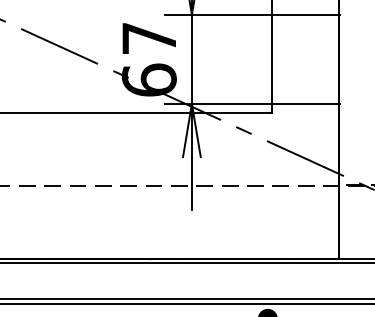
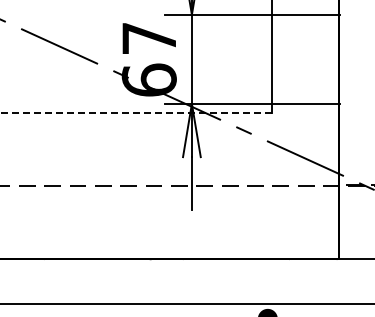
line: solid -> dashed (136, 112)
line: present -> none (186, 263)
line: present -> none (186, 298)
